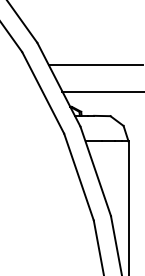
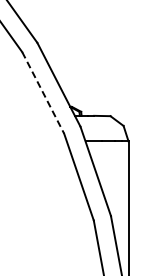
line: present -> none (94, 65)
line: present -> none (101, 91)
line: solid -> dashed (43, 92)
